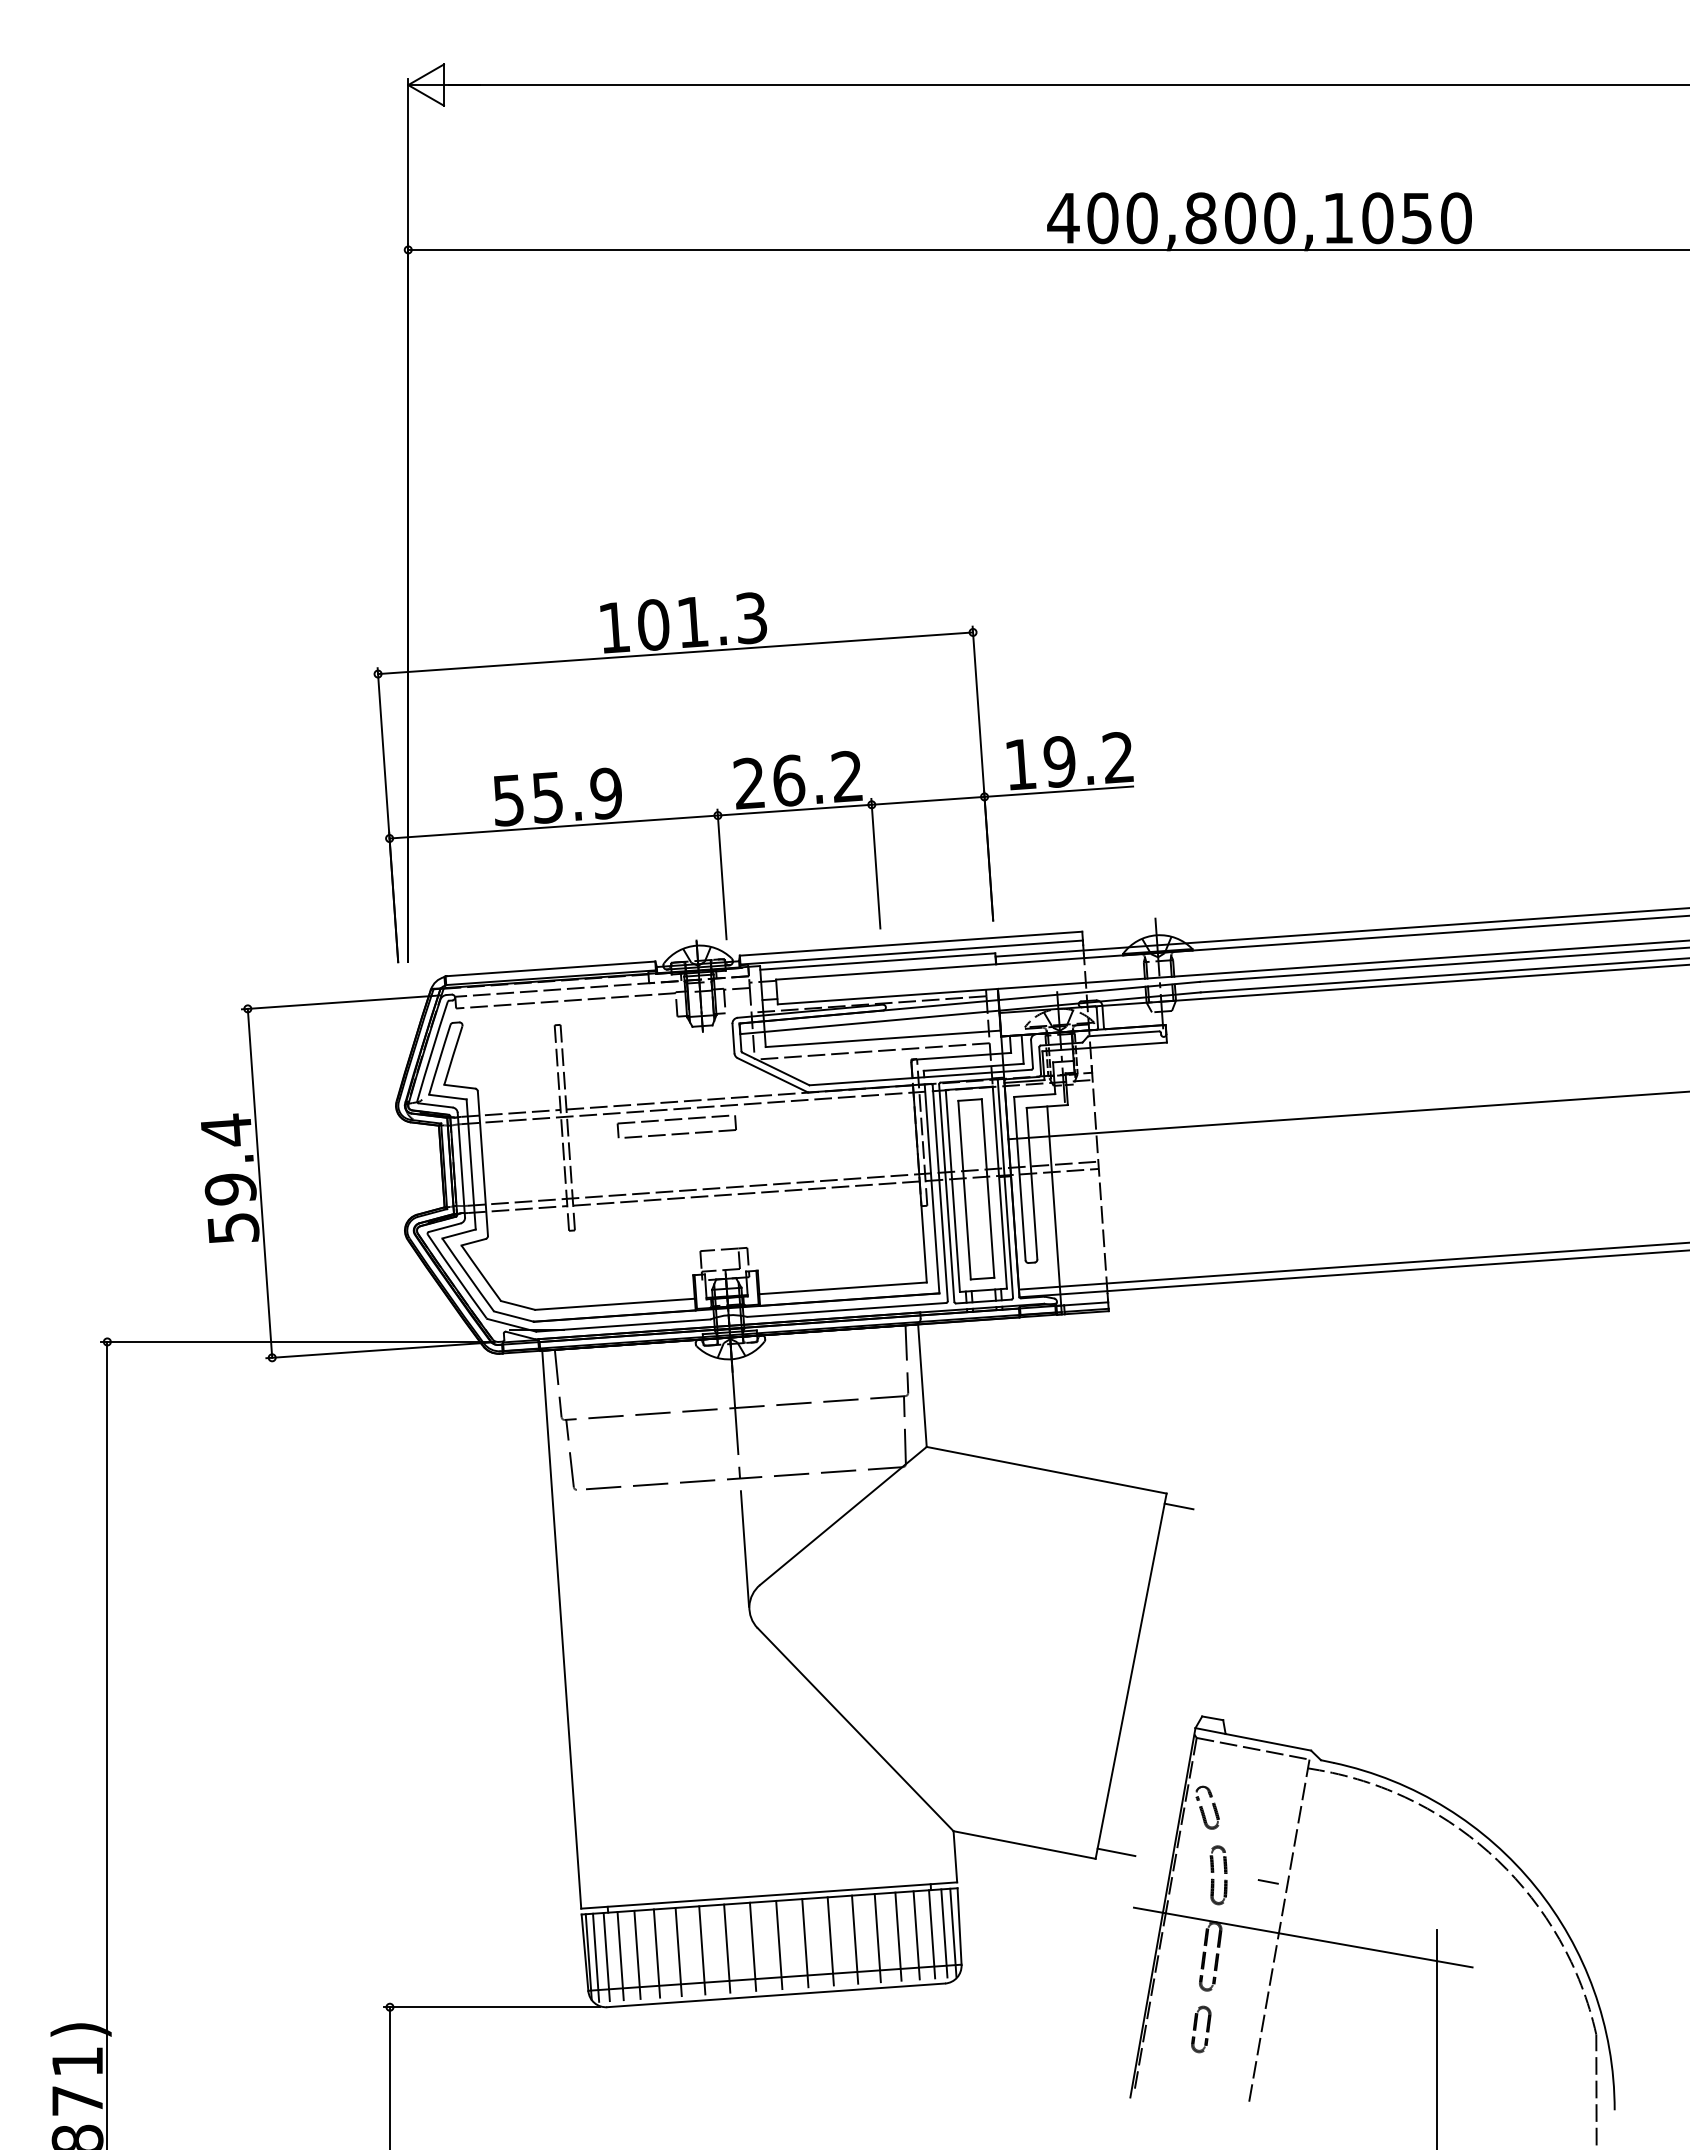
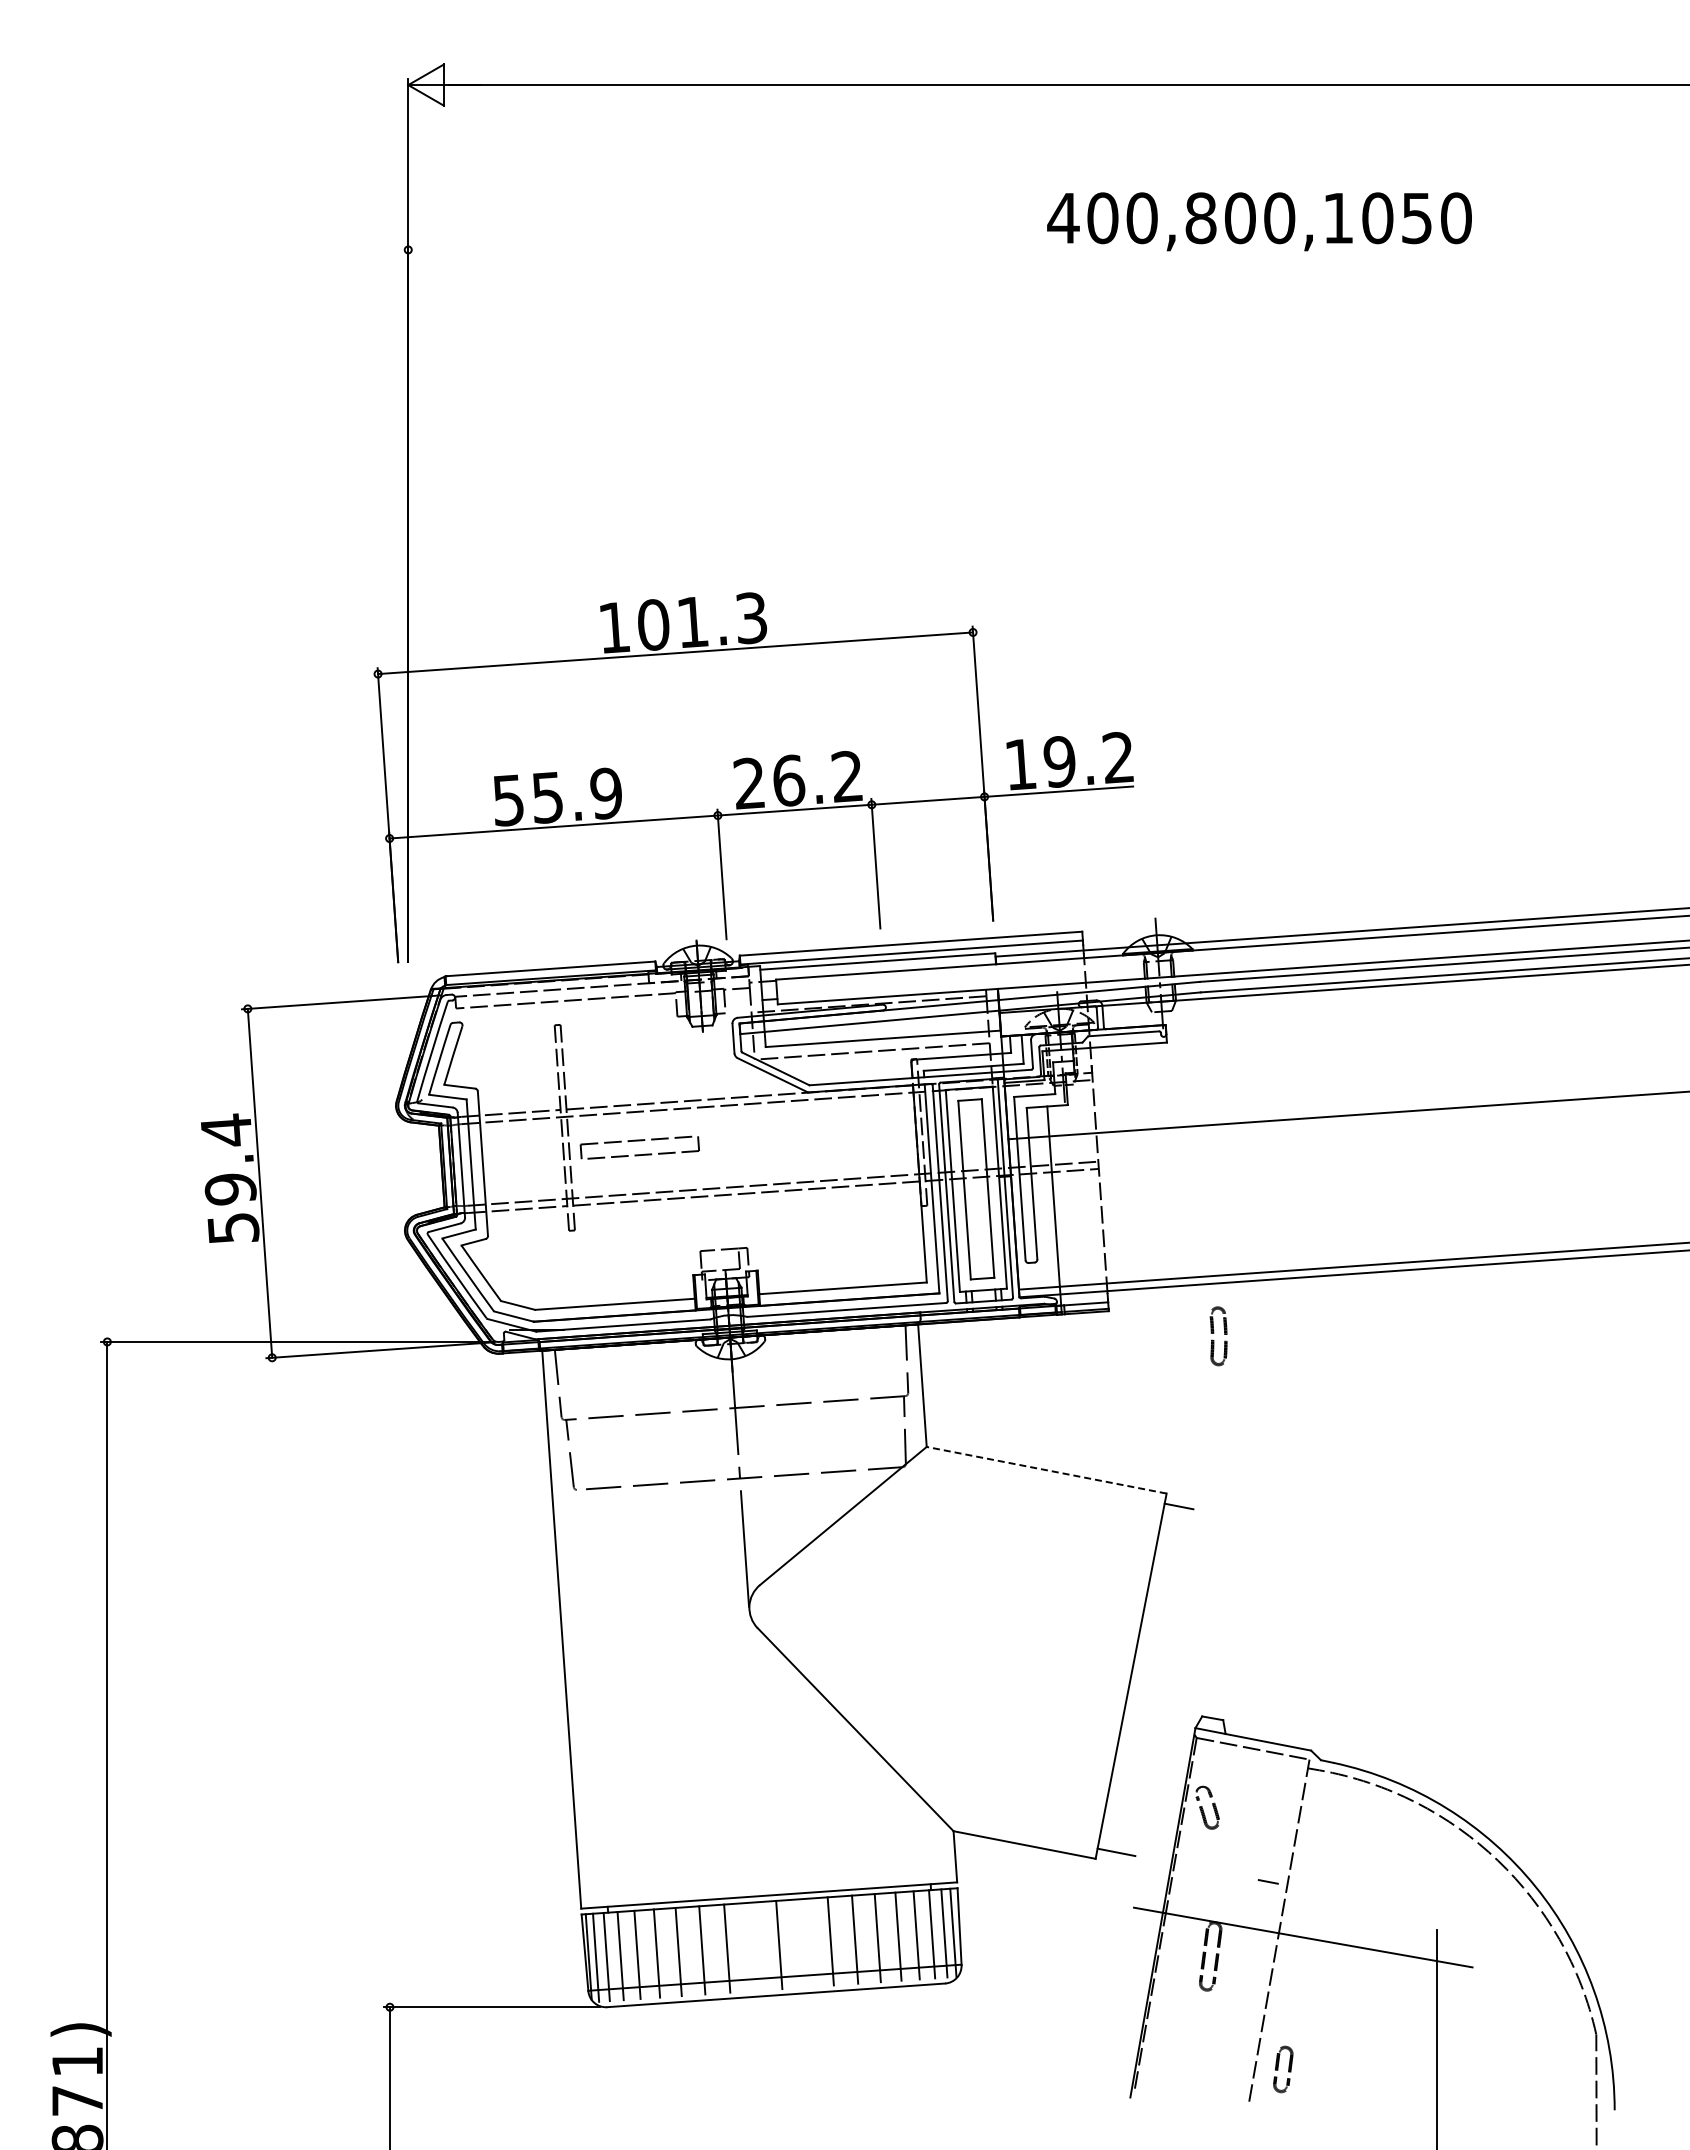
line: present -> none (1047, 249)
part position: (676, 1126) -> (639, 1147) (639, 1147)
line: solid -> dashed (1046, 1470)
part position: (1218, 1875) -> (1218, 1336) (1218, 1336)
line: present -> none (805, 1943)
line: present -> none (752, 1946)
part position: (1201, 2029) -> (1283, 2069) (1283, 2069)
